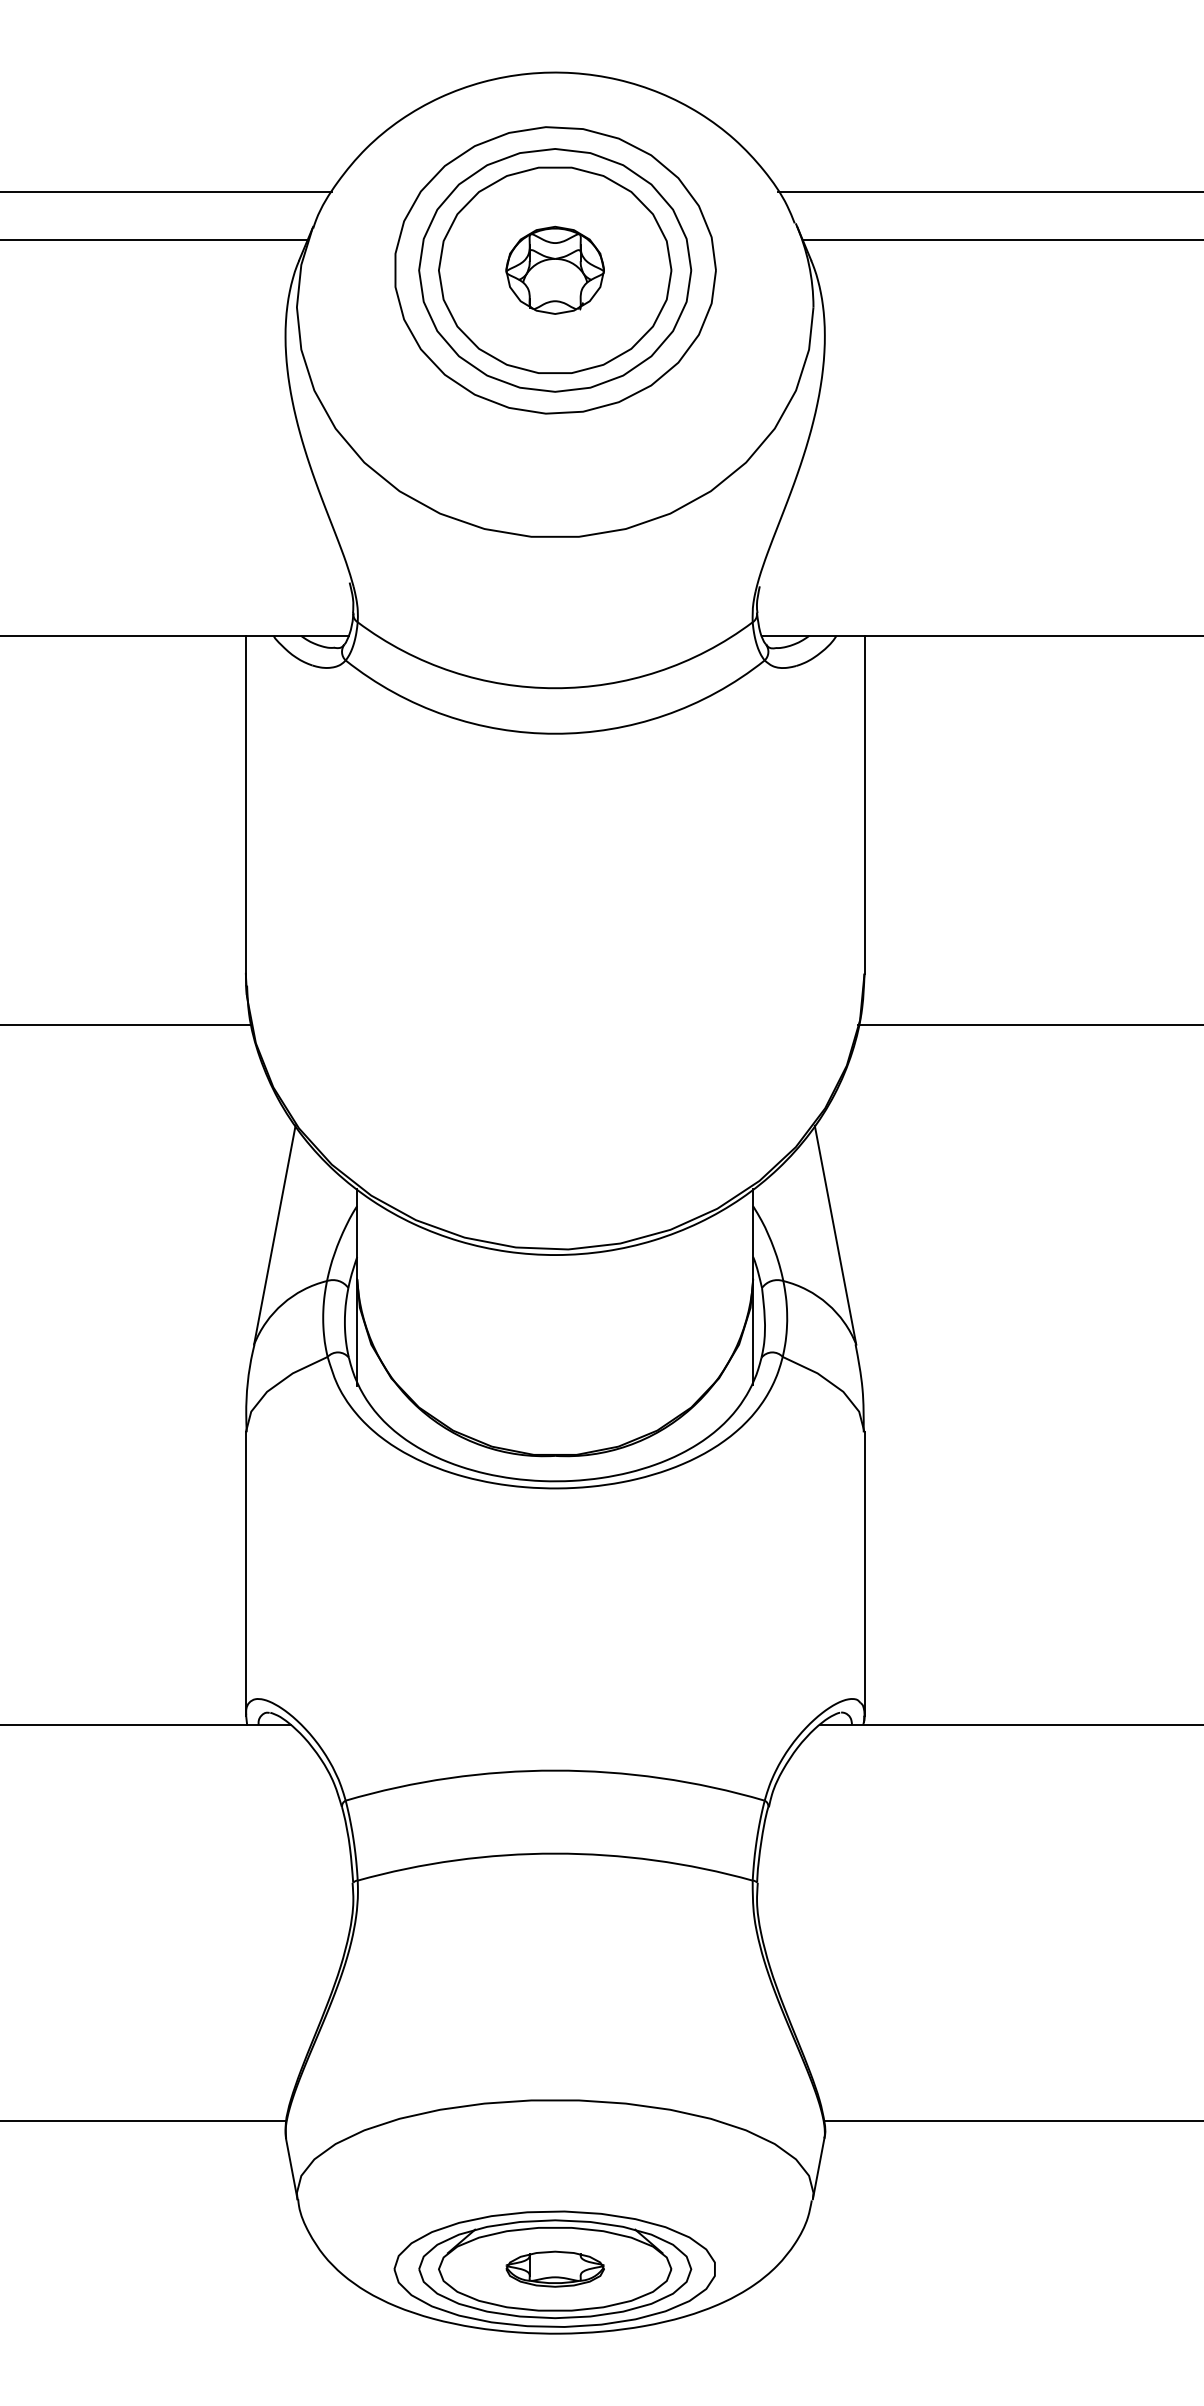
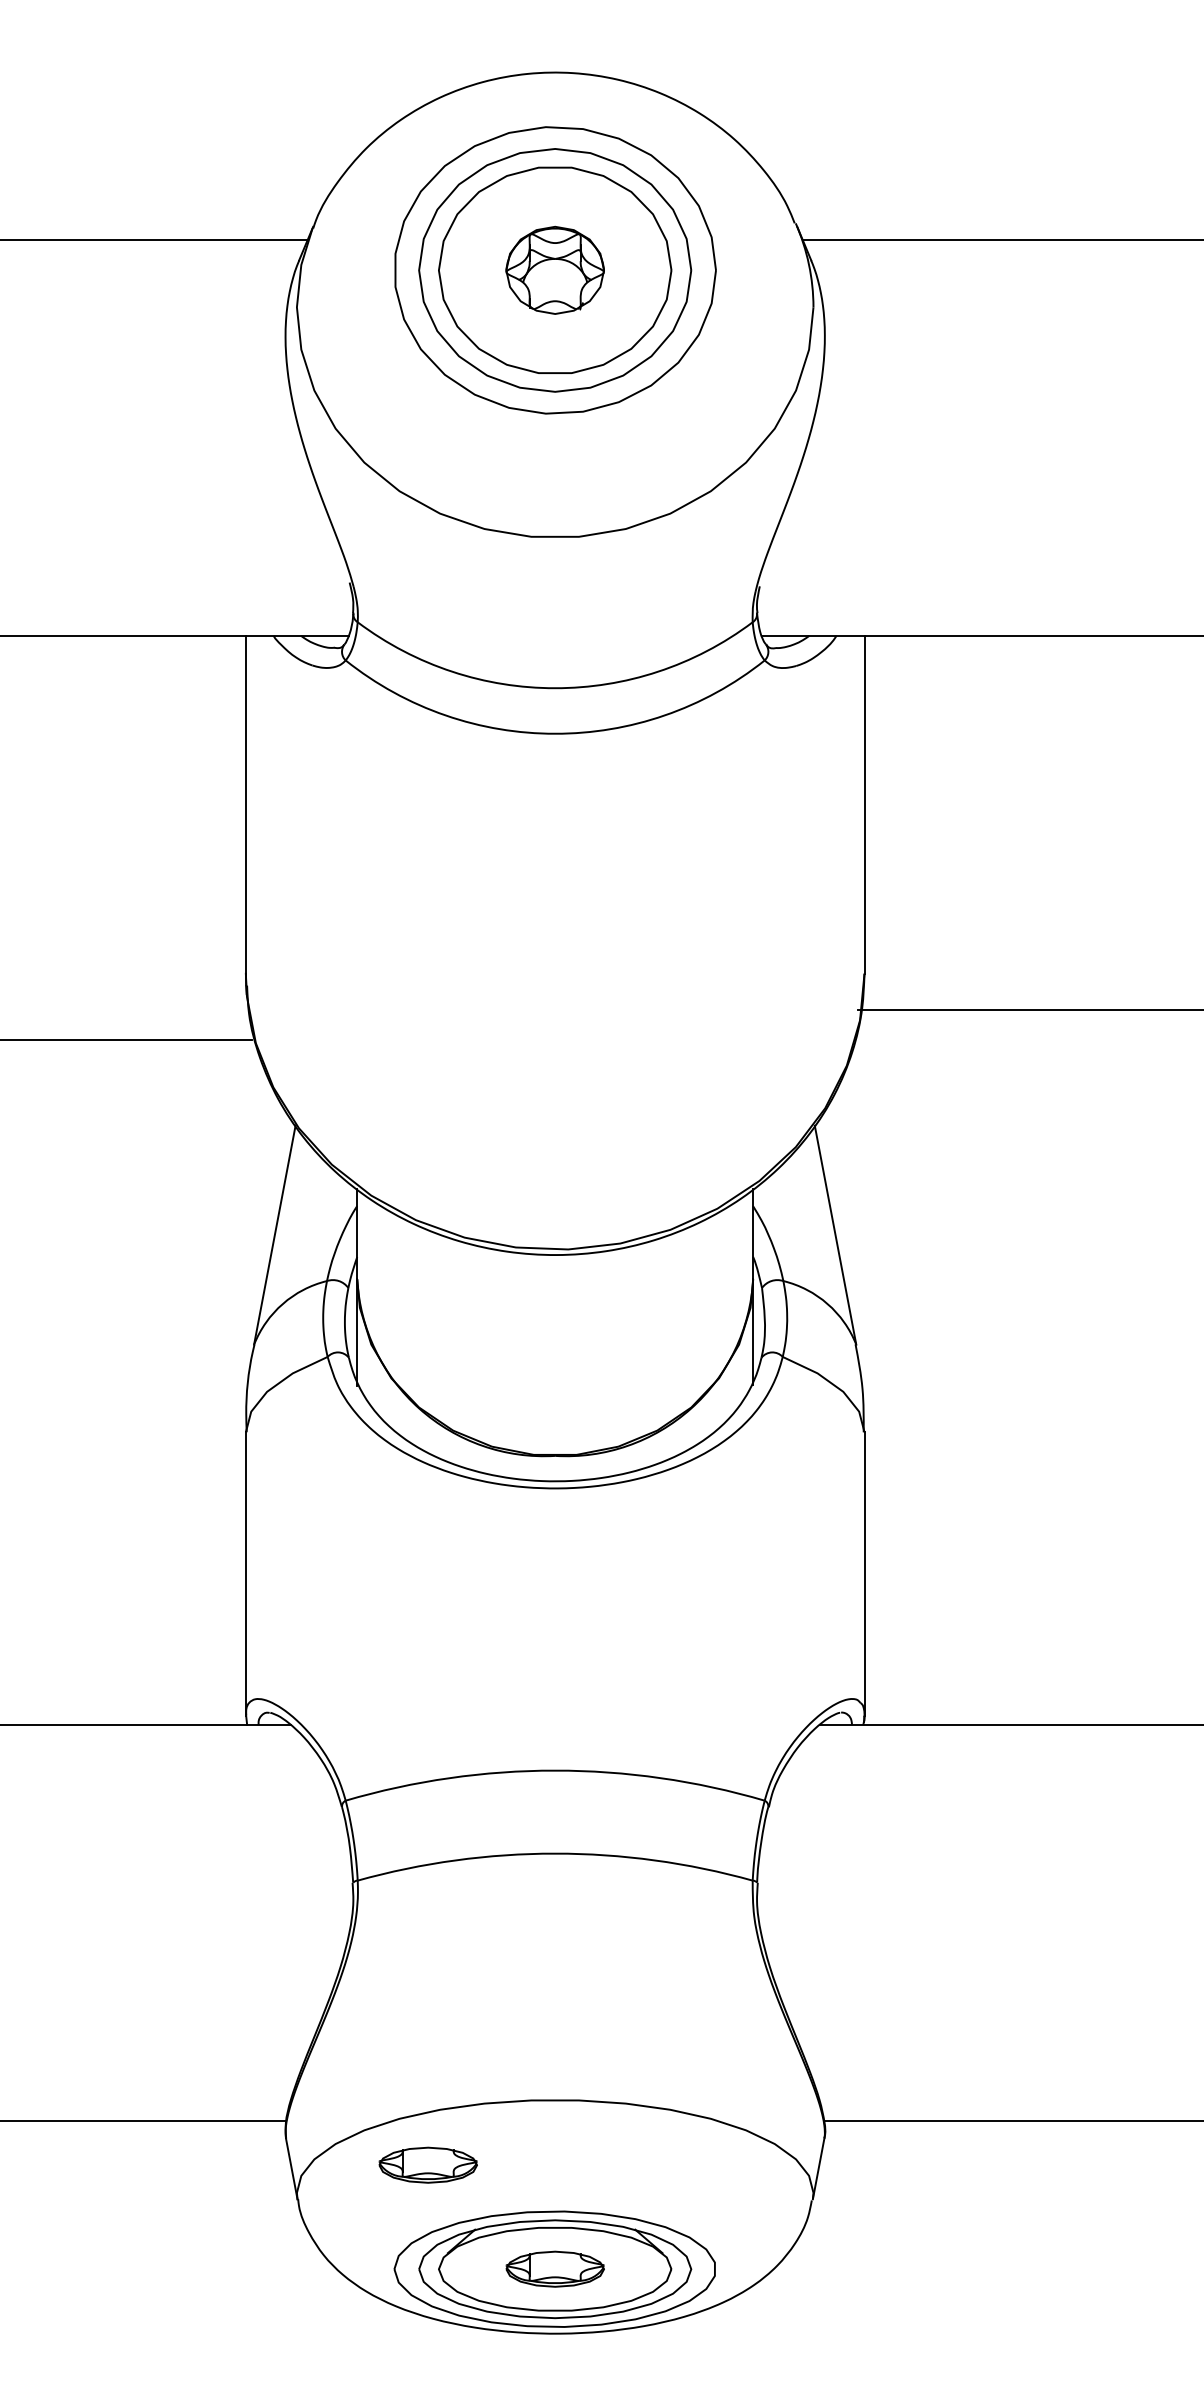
line: present -> none (167, 191)
line: present -> none (988, 191)
line position: (126, 1025) -> (126, 1040) (126, 1040)
line position: (1029, 1025) -> (1029, 1010) (1029, 1010)
part: none -> present (427, 2164)
